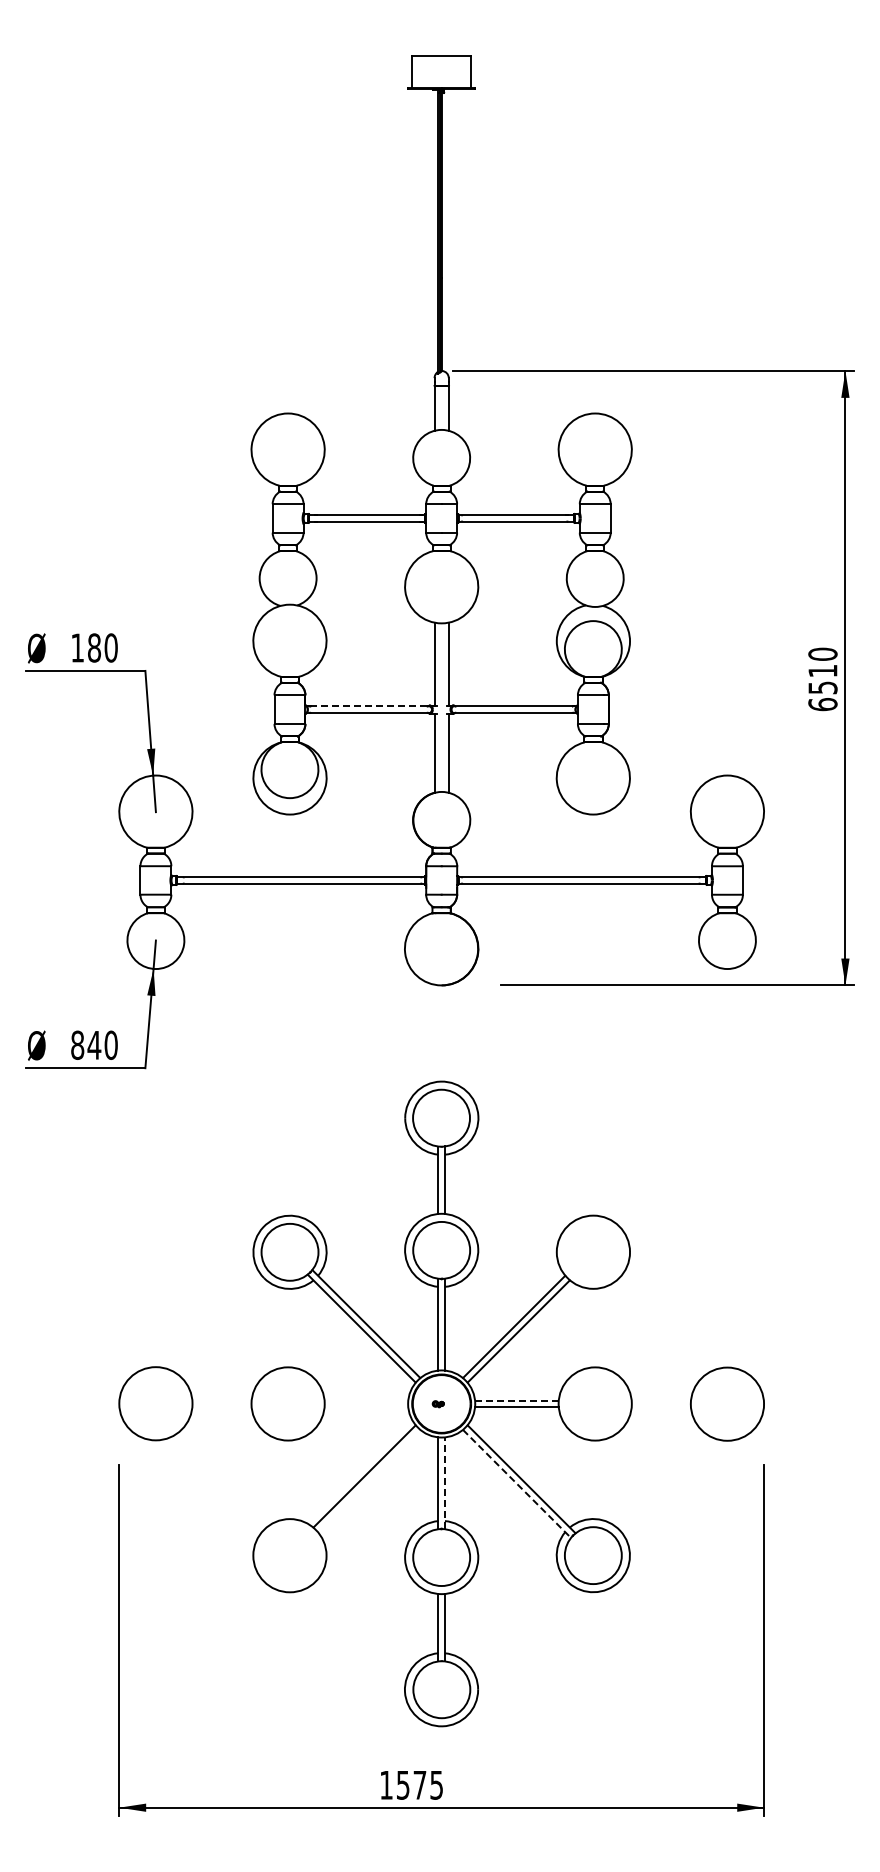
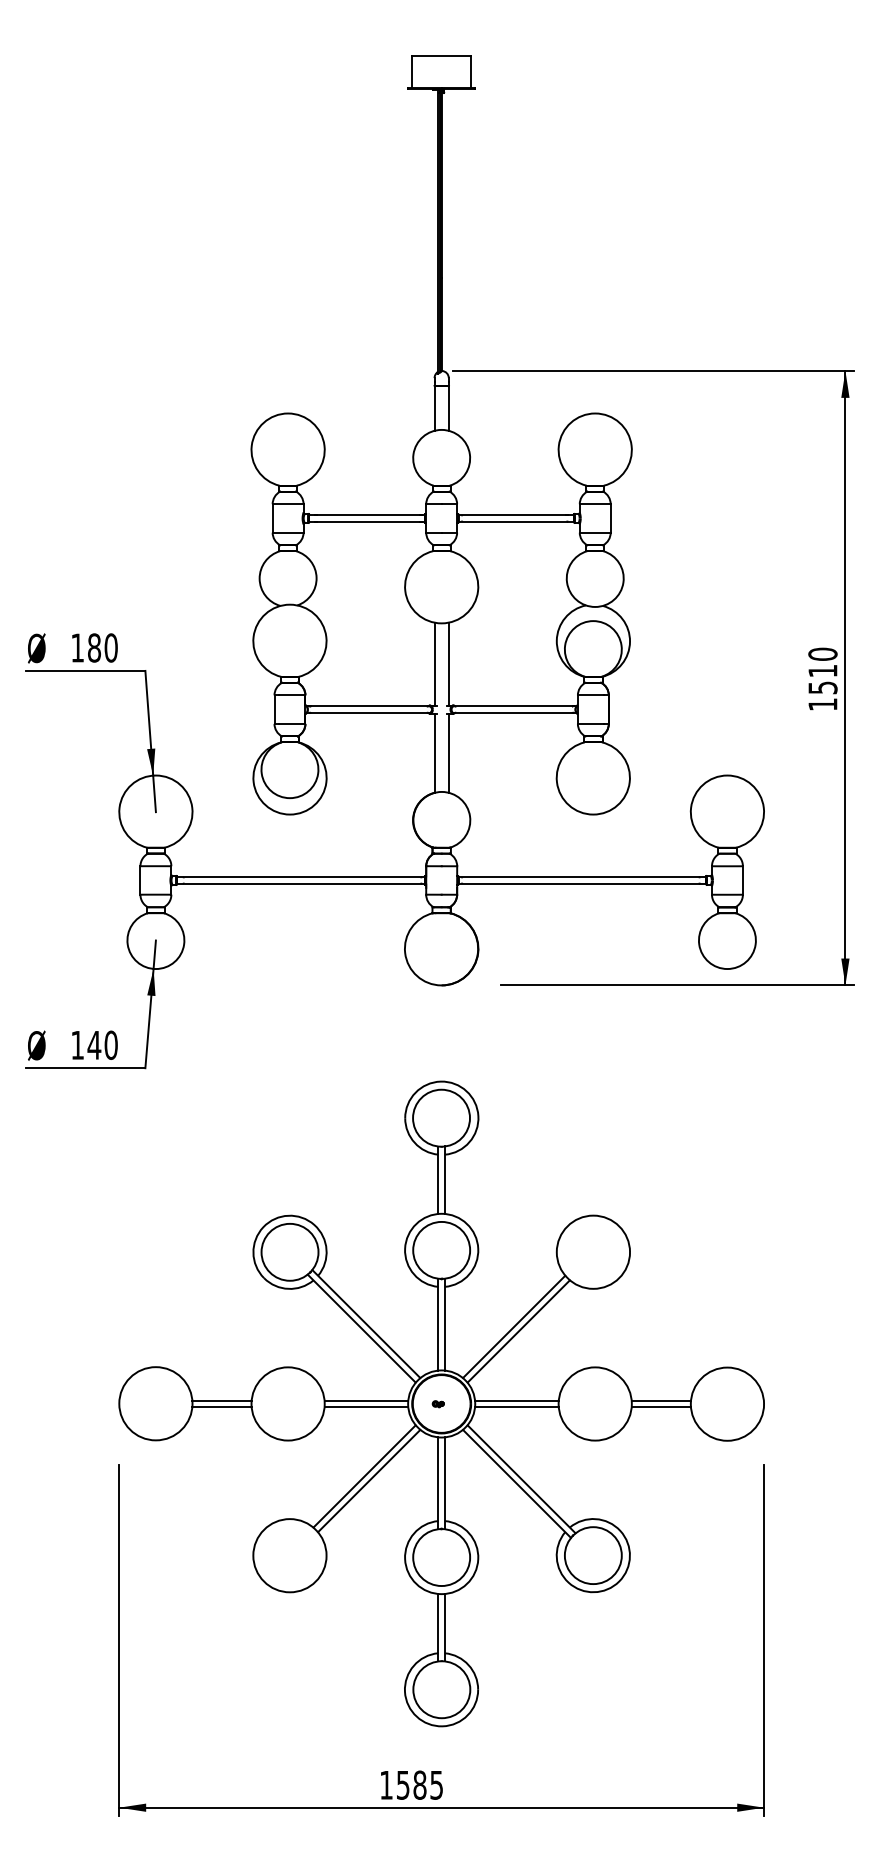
text: 6510 -> 1510 (822, 704)
line: dashed -> solid (368, 706)
text: 840 -> 140 (77, 1044)
line: none -> present (221, 1400)
line: none -> present (366, 1400)
line: dashed -> solid (516, 1400)
line: none -> present (661, 1400)
line: none -> present (221, 1407)
line: none -> present (366, 1407)
line: none -> present (660, 1407)
line: none -> present (369, 1480)
line: dashed -> solid (444, 1483)
line: dashed -> solid (517, 1484)
text: 1575 -> 1585 (419, 1784)
